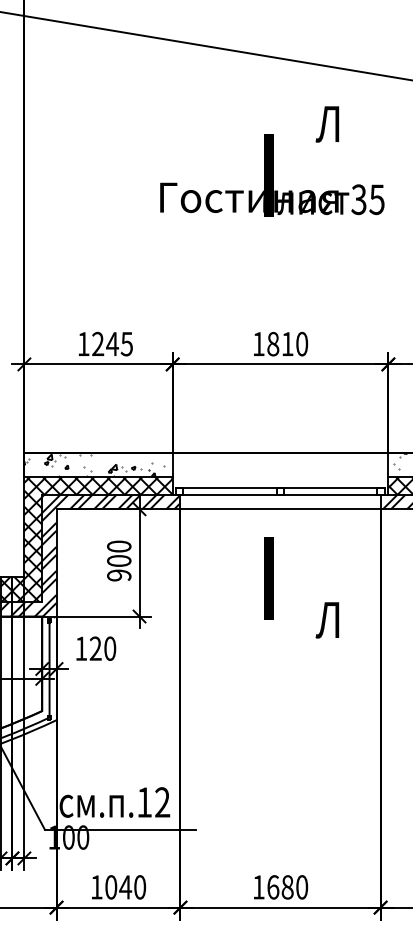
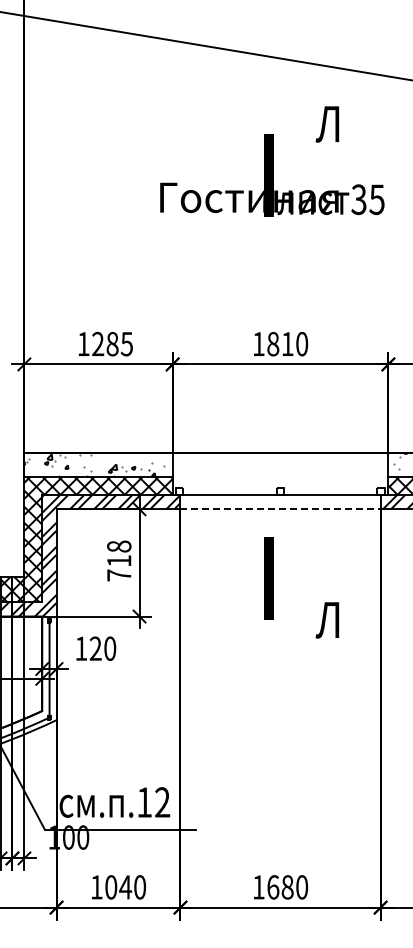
text: 1245 -> 1285 (112, 344)
line: present -> none (279, 487)
line: solid -> dashed (281, 509)
text: 900 -> 718 (119, 560)
